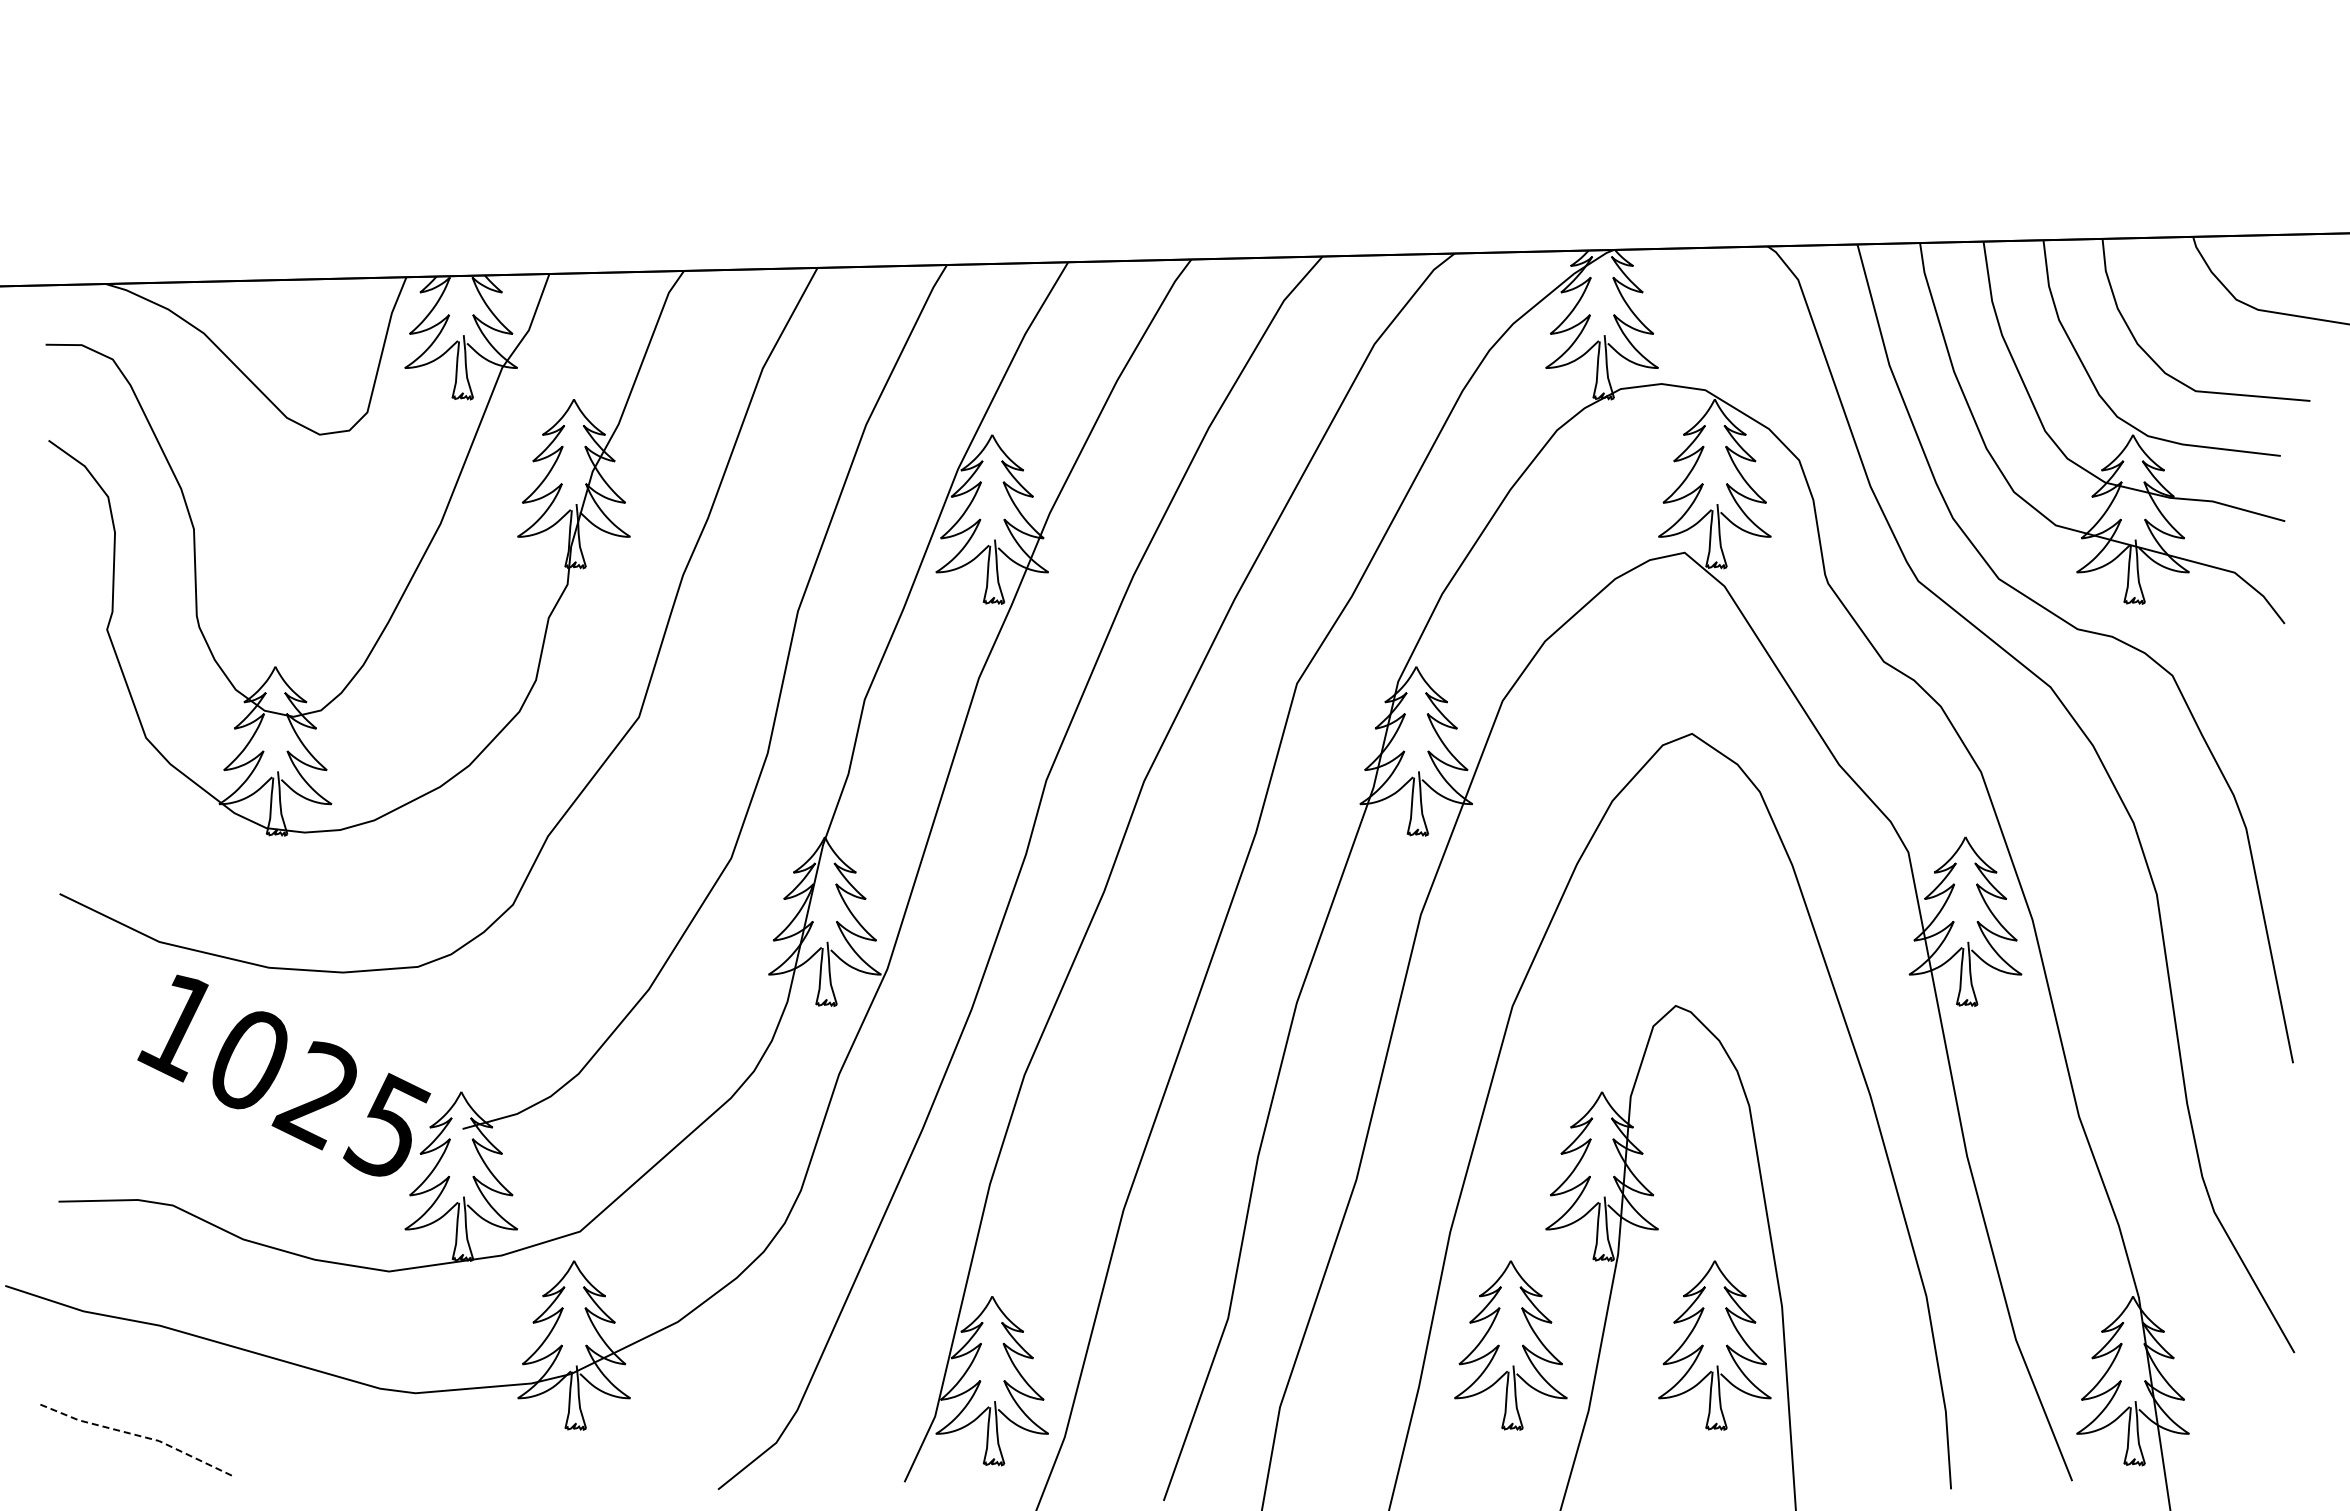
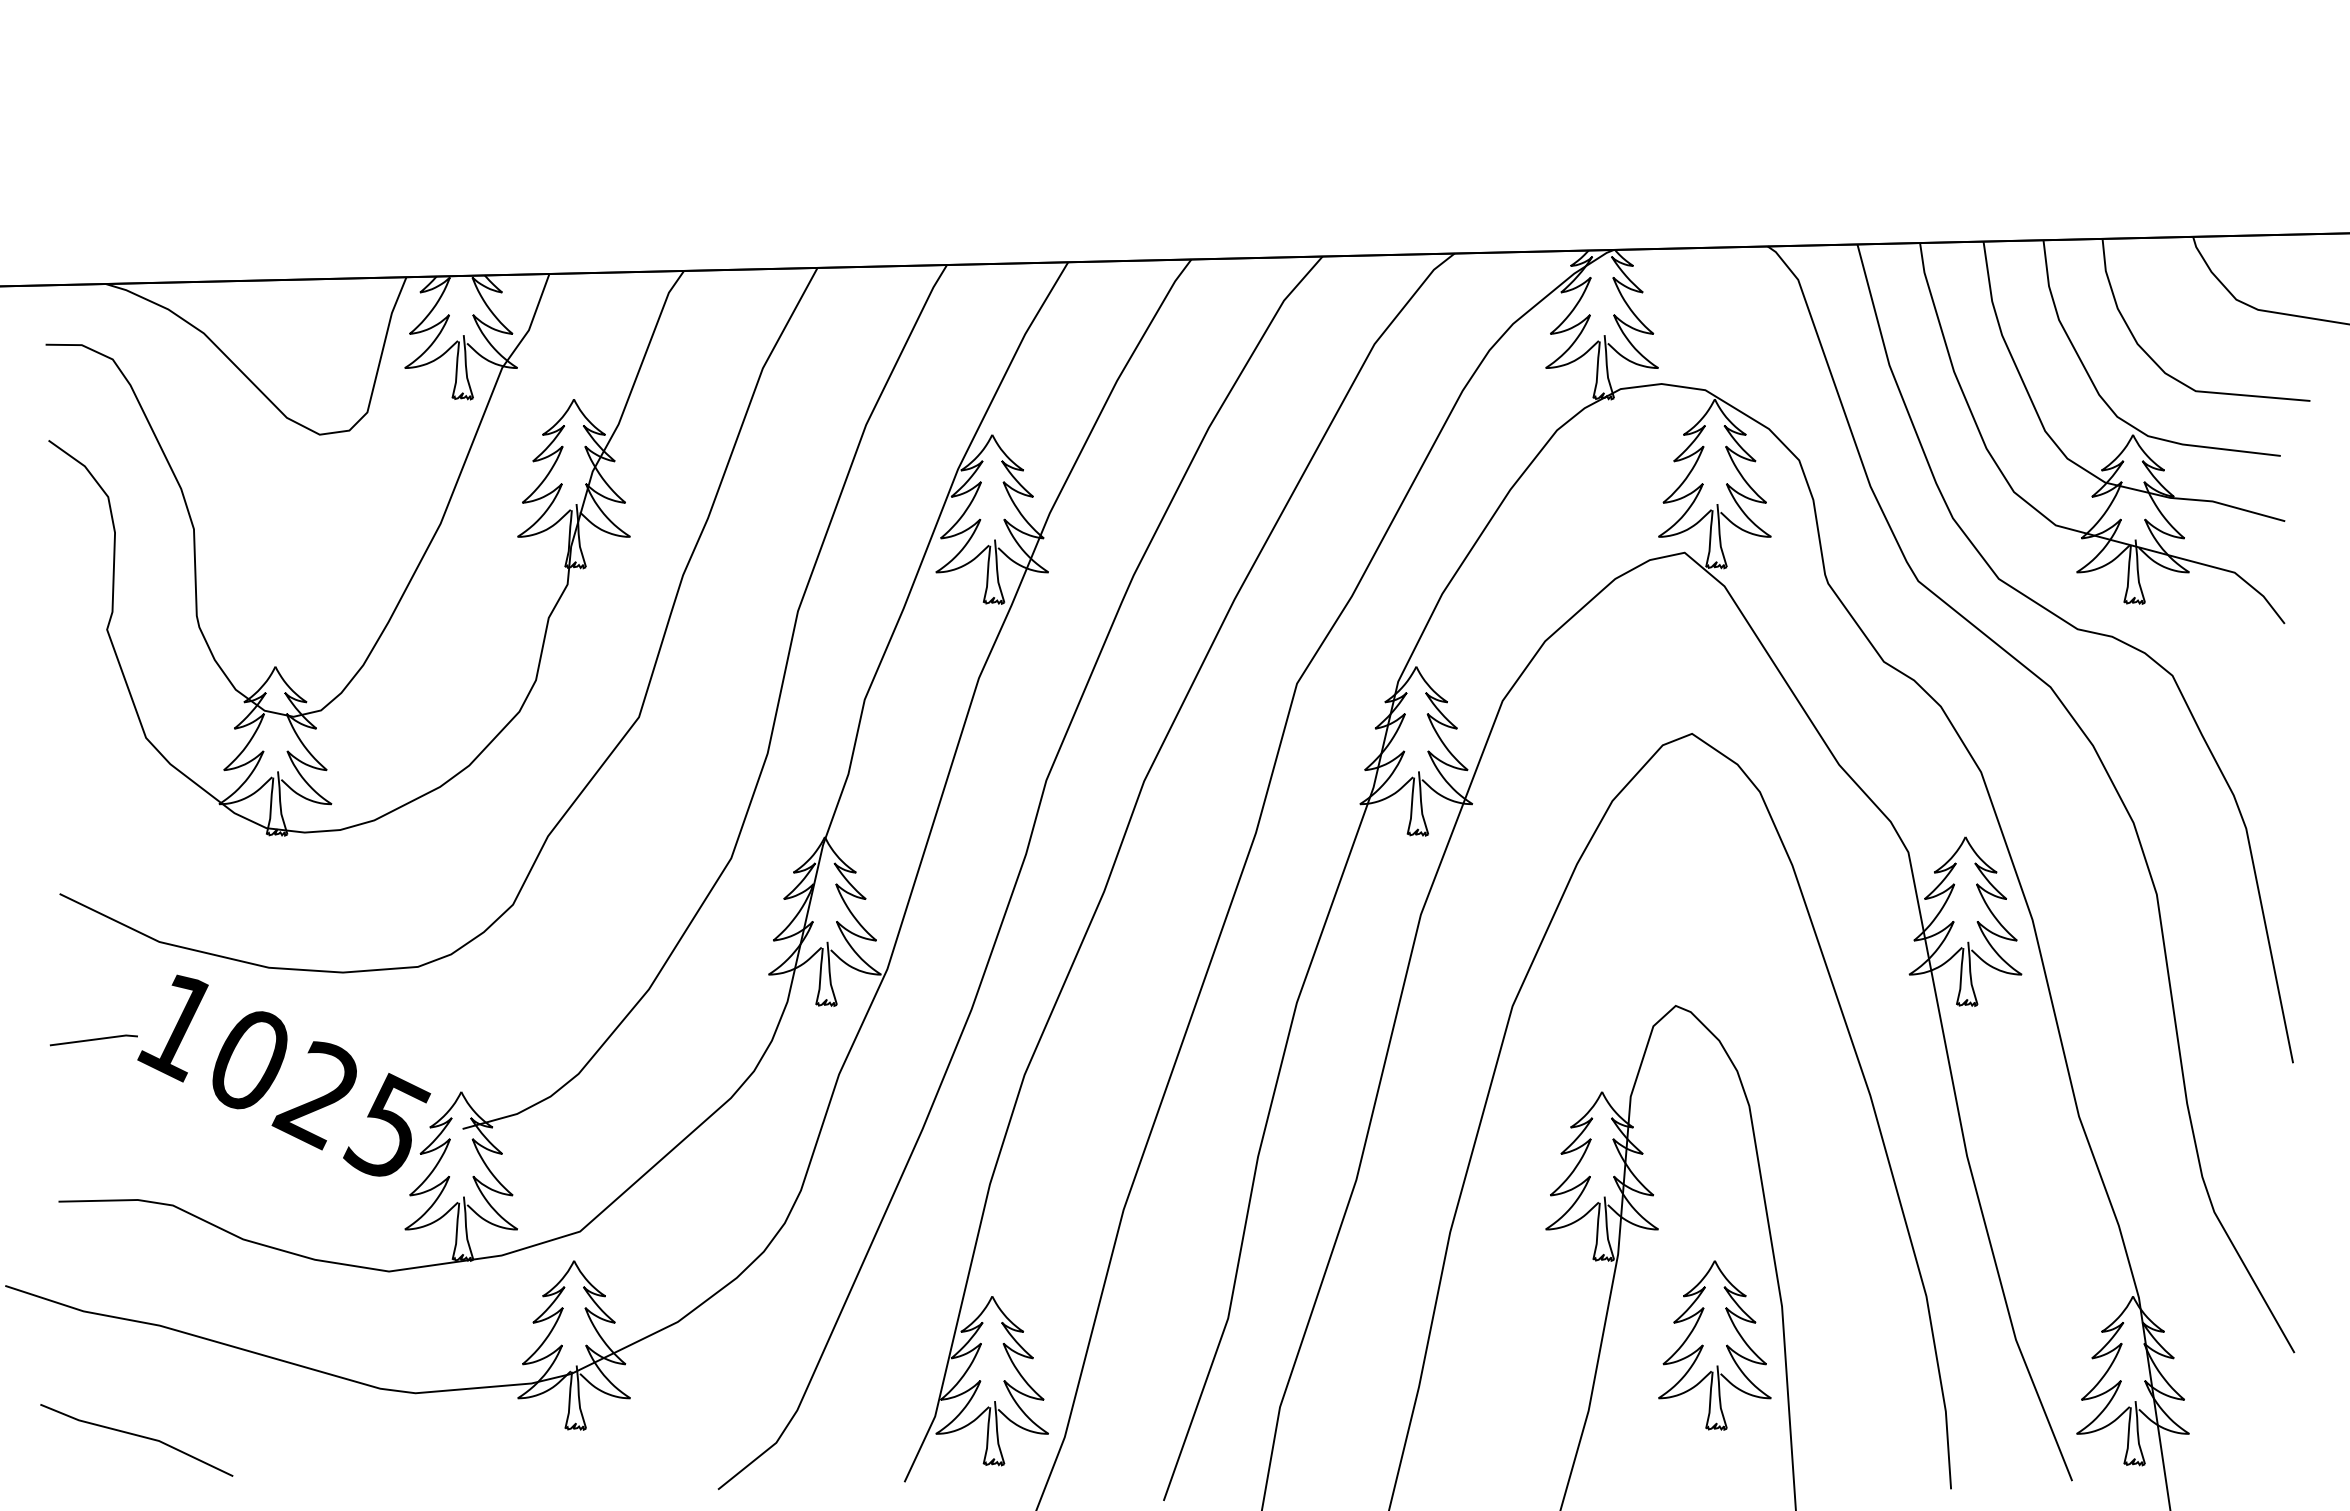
line: none -> present (93, 1040)
part: present -> none (1510, 1345)
line: dashed -> solid (138, 1435)
